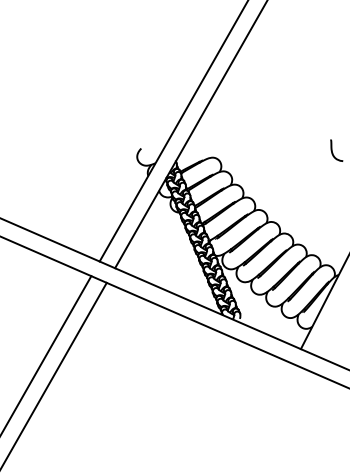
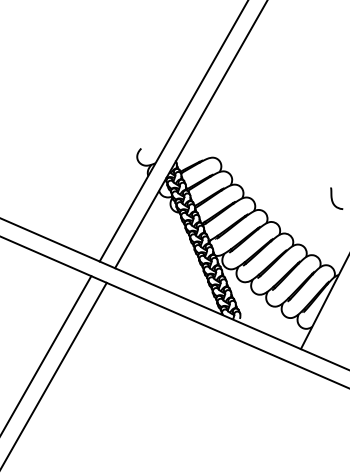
curve position: (332, 150) -> (332, 198) (332, 198)
